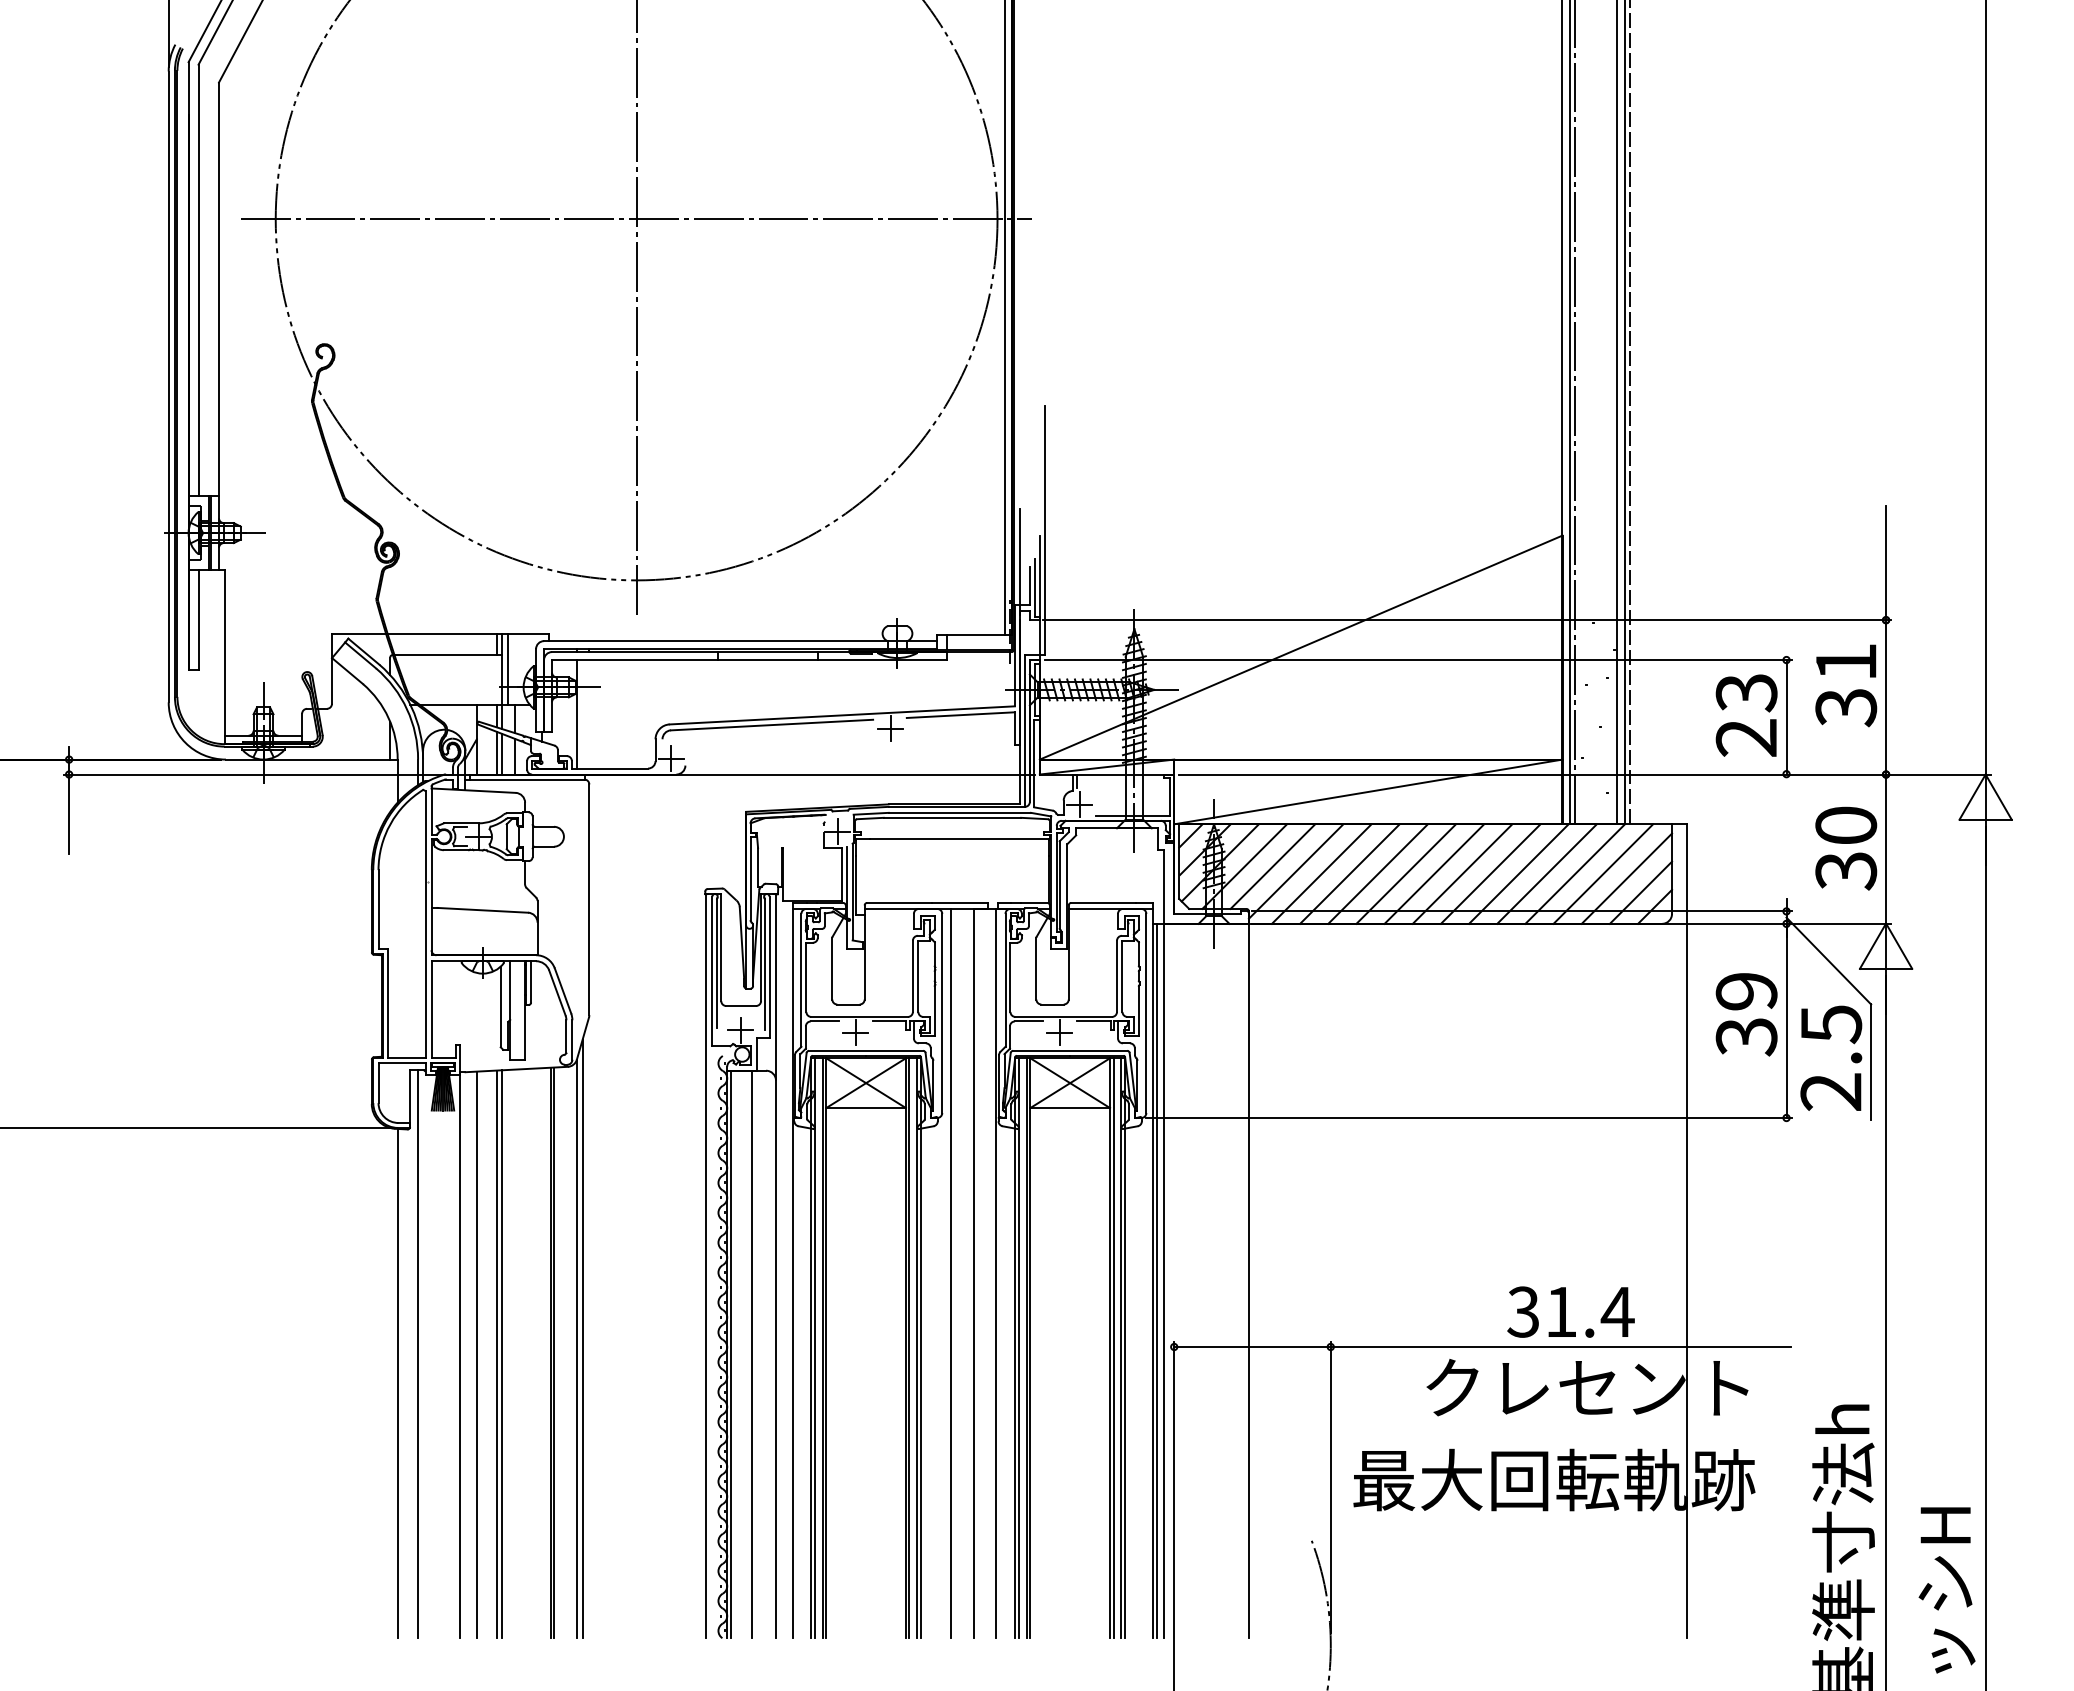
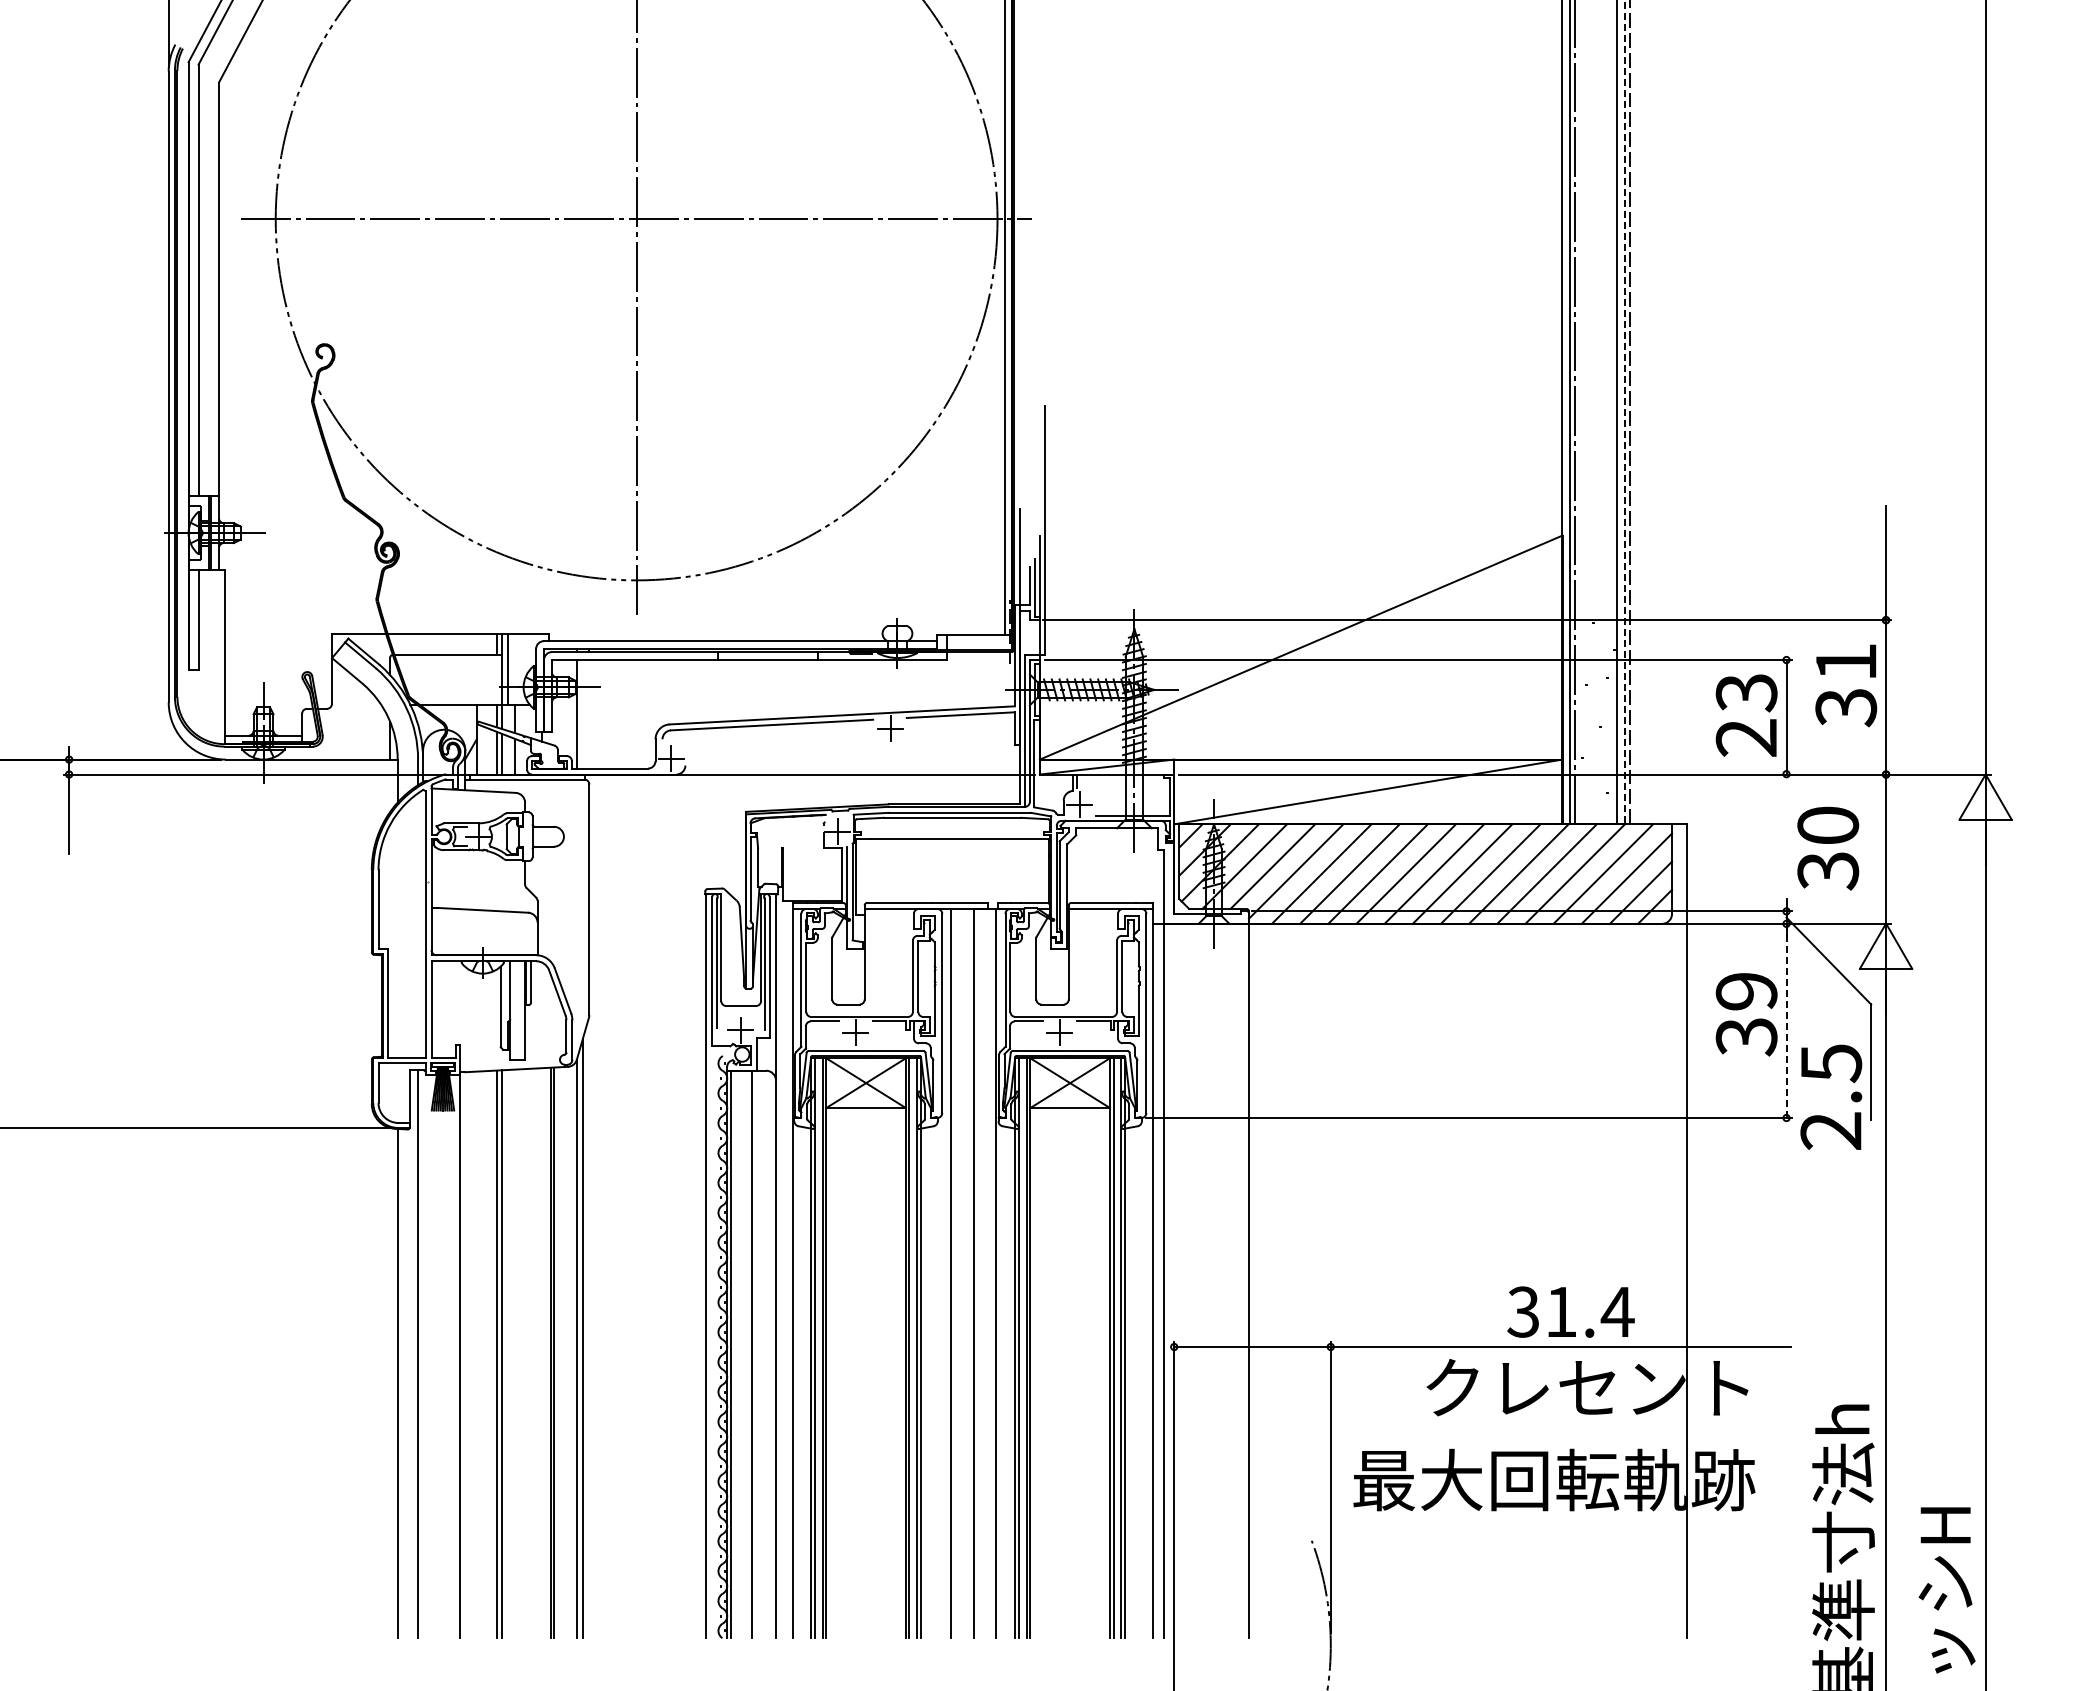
line: solid -> dashed (1624, 412)
text position: (1846, 848) -> (1828, 848) (1828, 848)
line: solid -> dashed (1786, 1020)
text position: (1831, 1057) -> (1831, 1096) (1831, 1096)
line: present -> none (1157, 1280)
line: present -> none (476, 1354)
